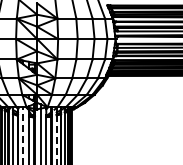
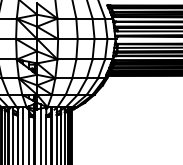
line: dashed -> solid (23, 135)
line: dashed -> solid (56, 140)
